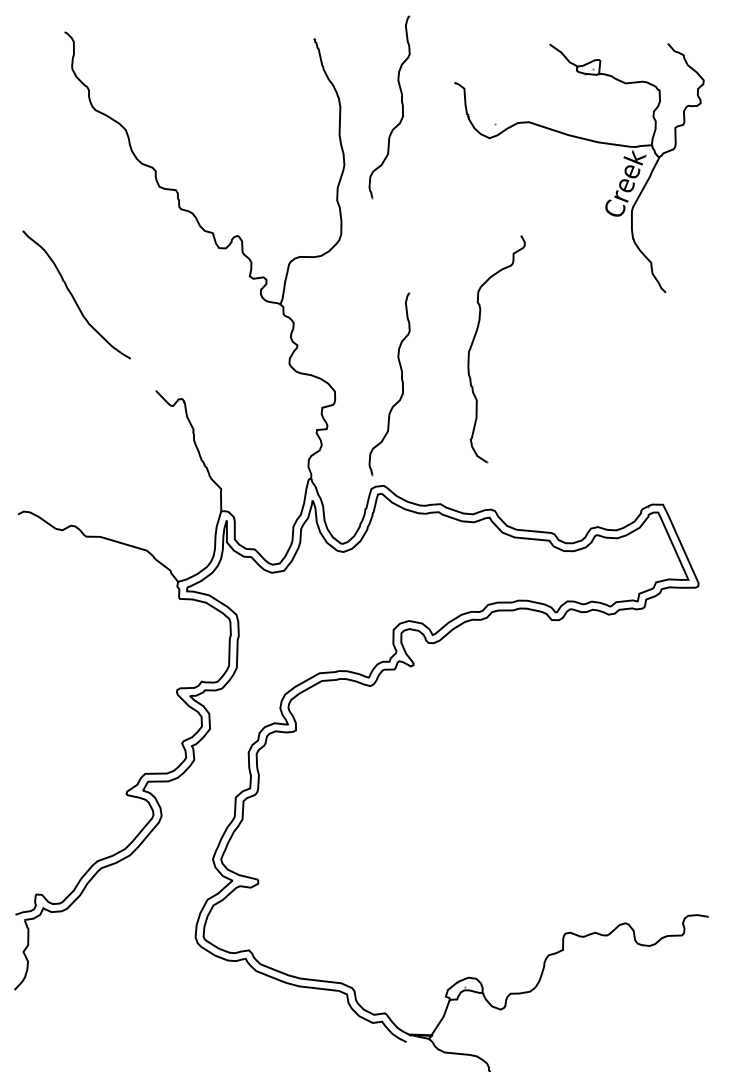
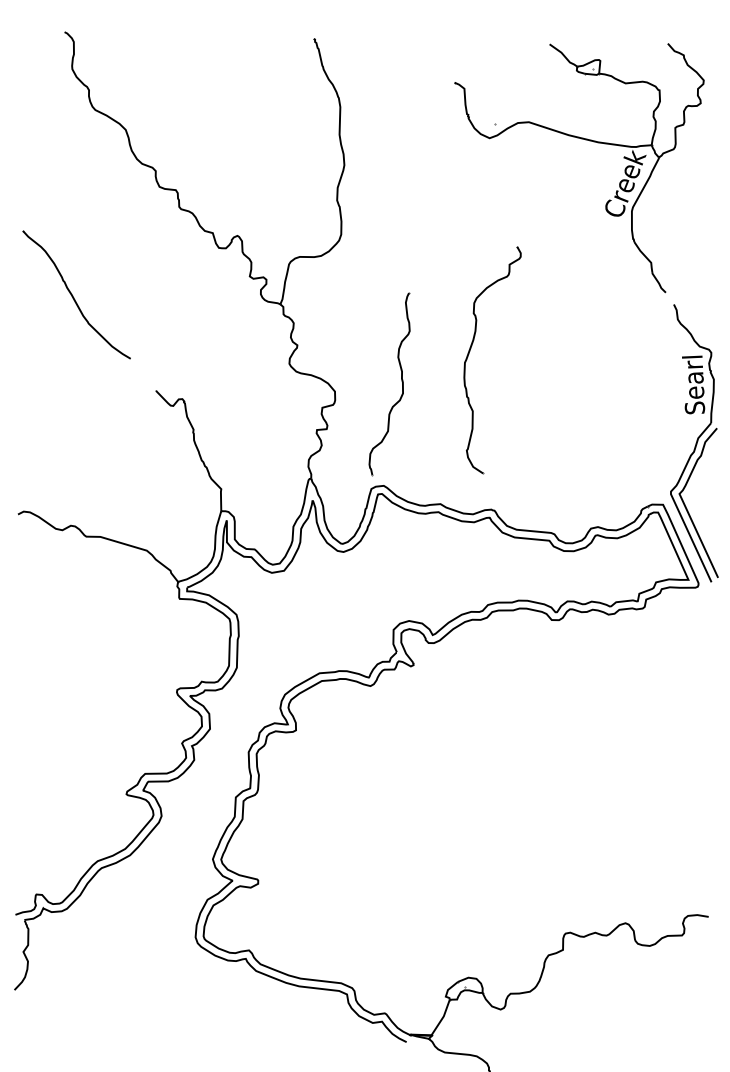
part: present -> none (401, 104)
part position: (474, 340) -> (470, 351) (470, 351)
part: none -> present (694, 443)
